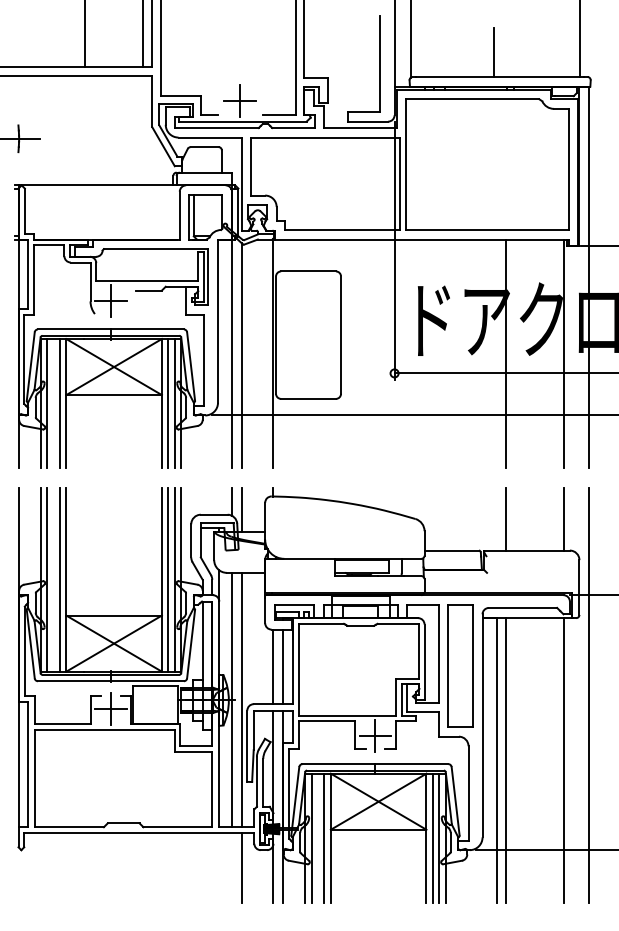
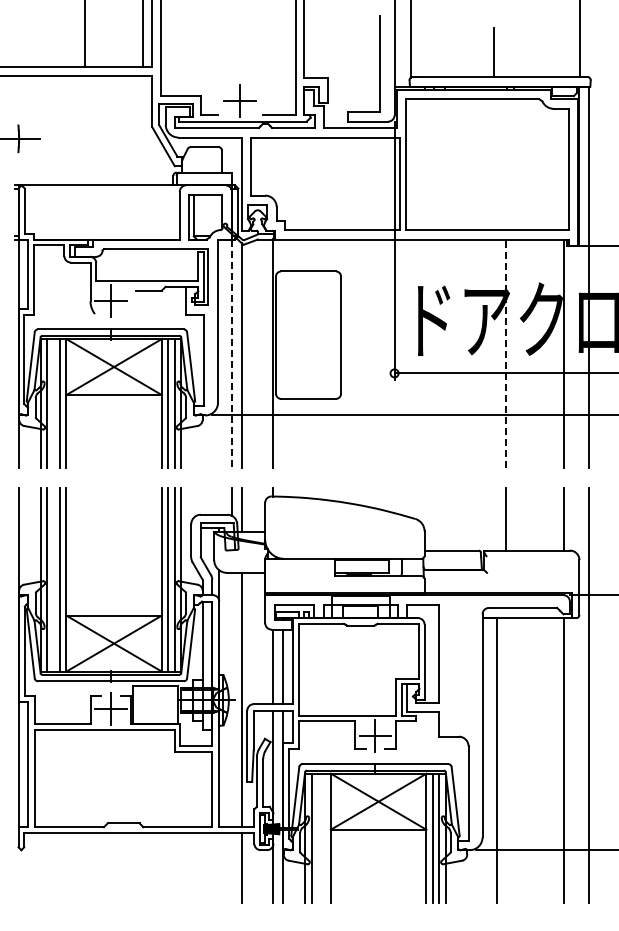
line: solid -> dashed (506, 353)
line: solid -> dashed (232, 354)
part: present -> none (460, 665)
line: present -> none (232, 699)
line: present -> none (506, 760)
line: present -> none (324, 838)
